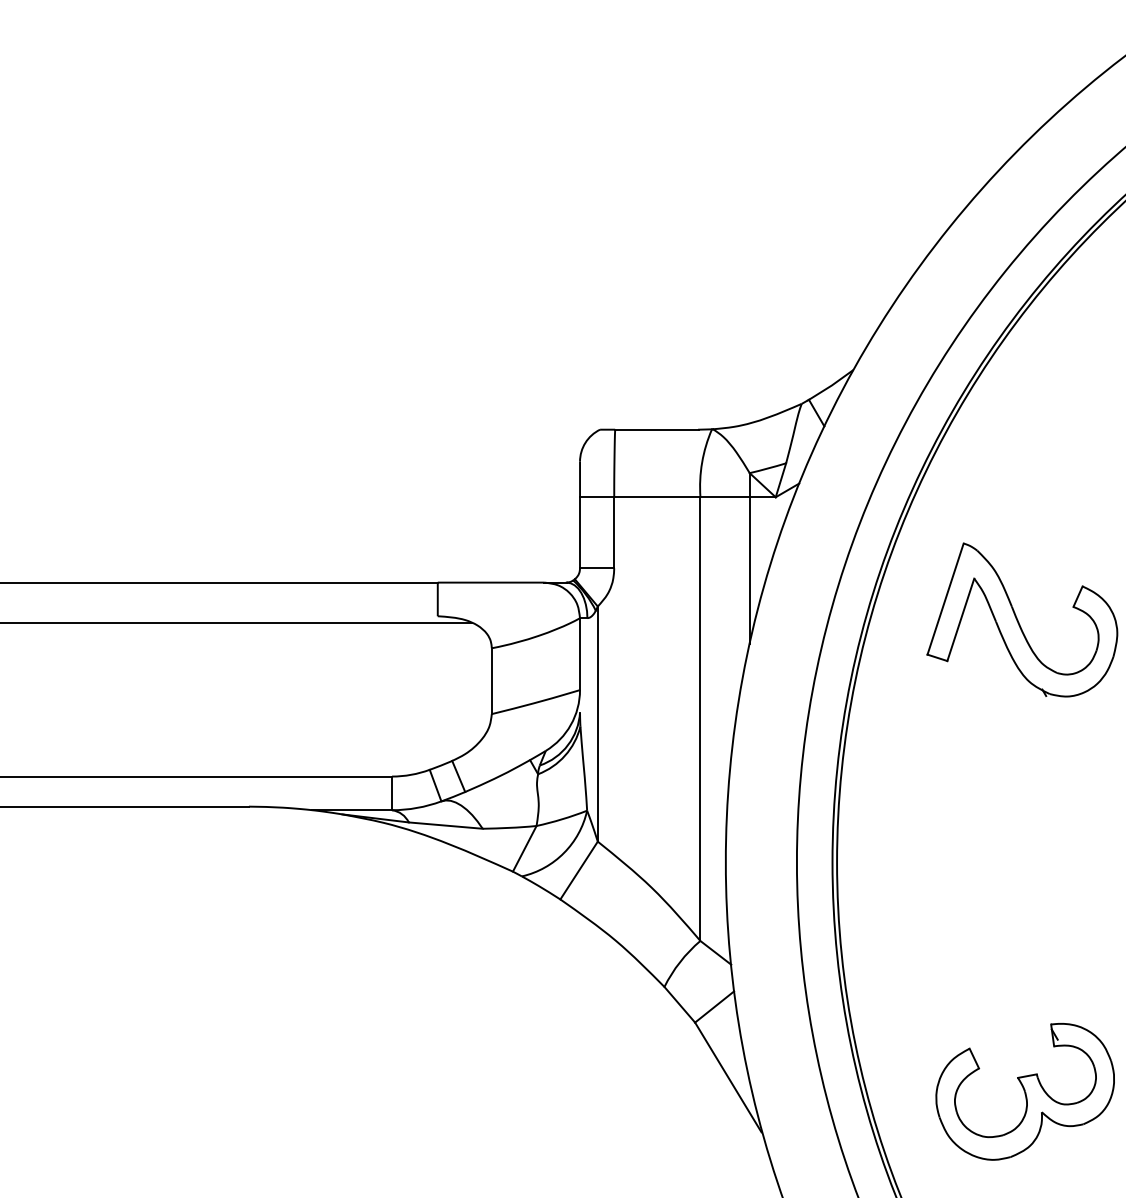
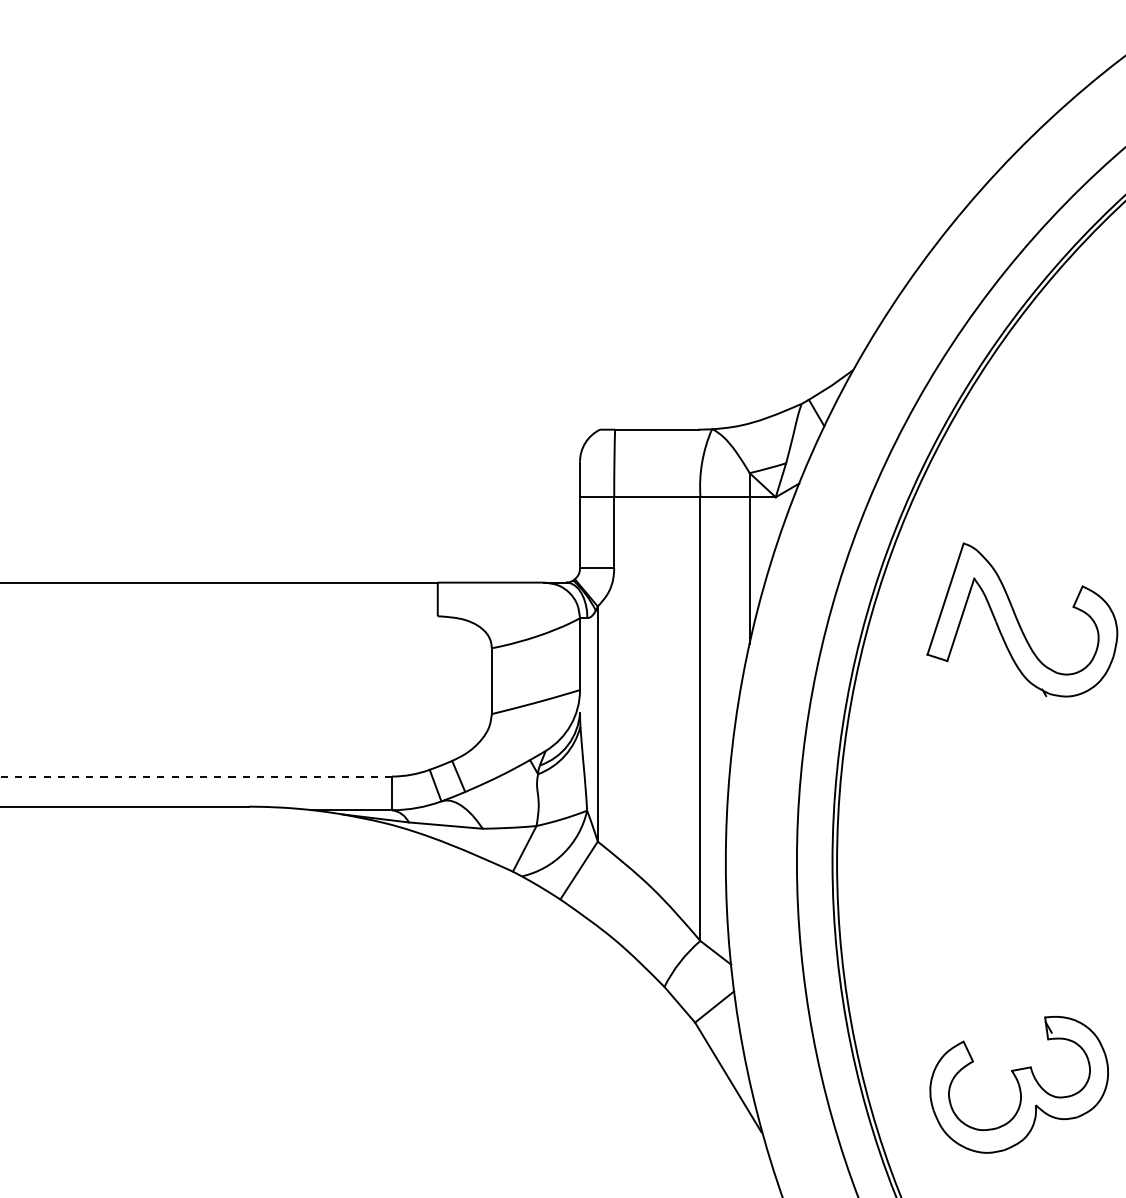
line: present -> none (237, 622)
line: solid -> dashed (196, 776)
part position: (1024, 1091) -> (1018, 1084) (1018, 1084)
